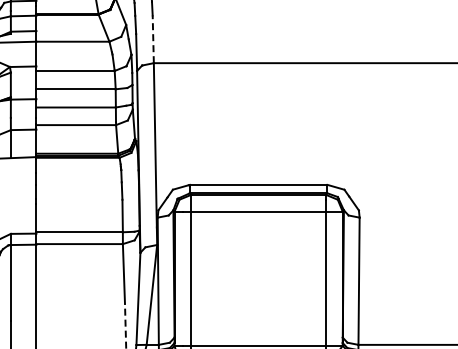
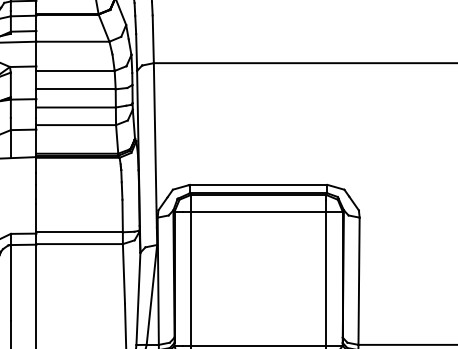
line: dashed -> solid (153, 39)
line: dashed -> solid (125, 325)
